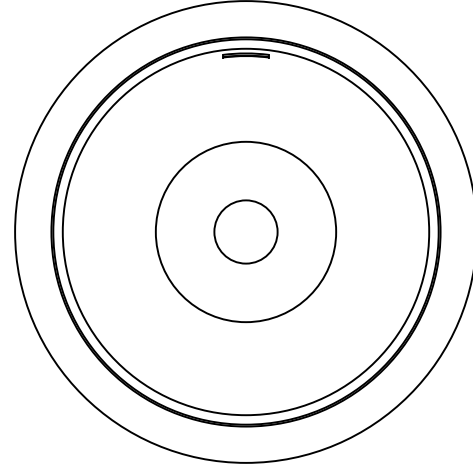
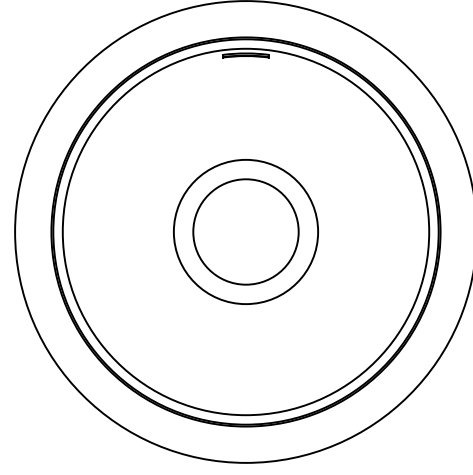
circle diameter: 180 px -> 144 px (245, 231)
circle diameter: 63 px -> 105 px (245, 231)
